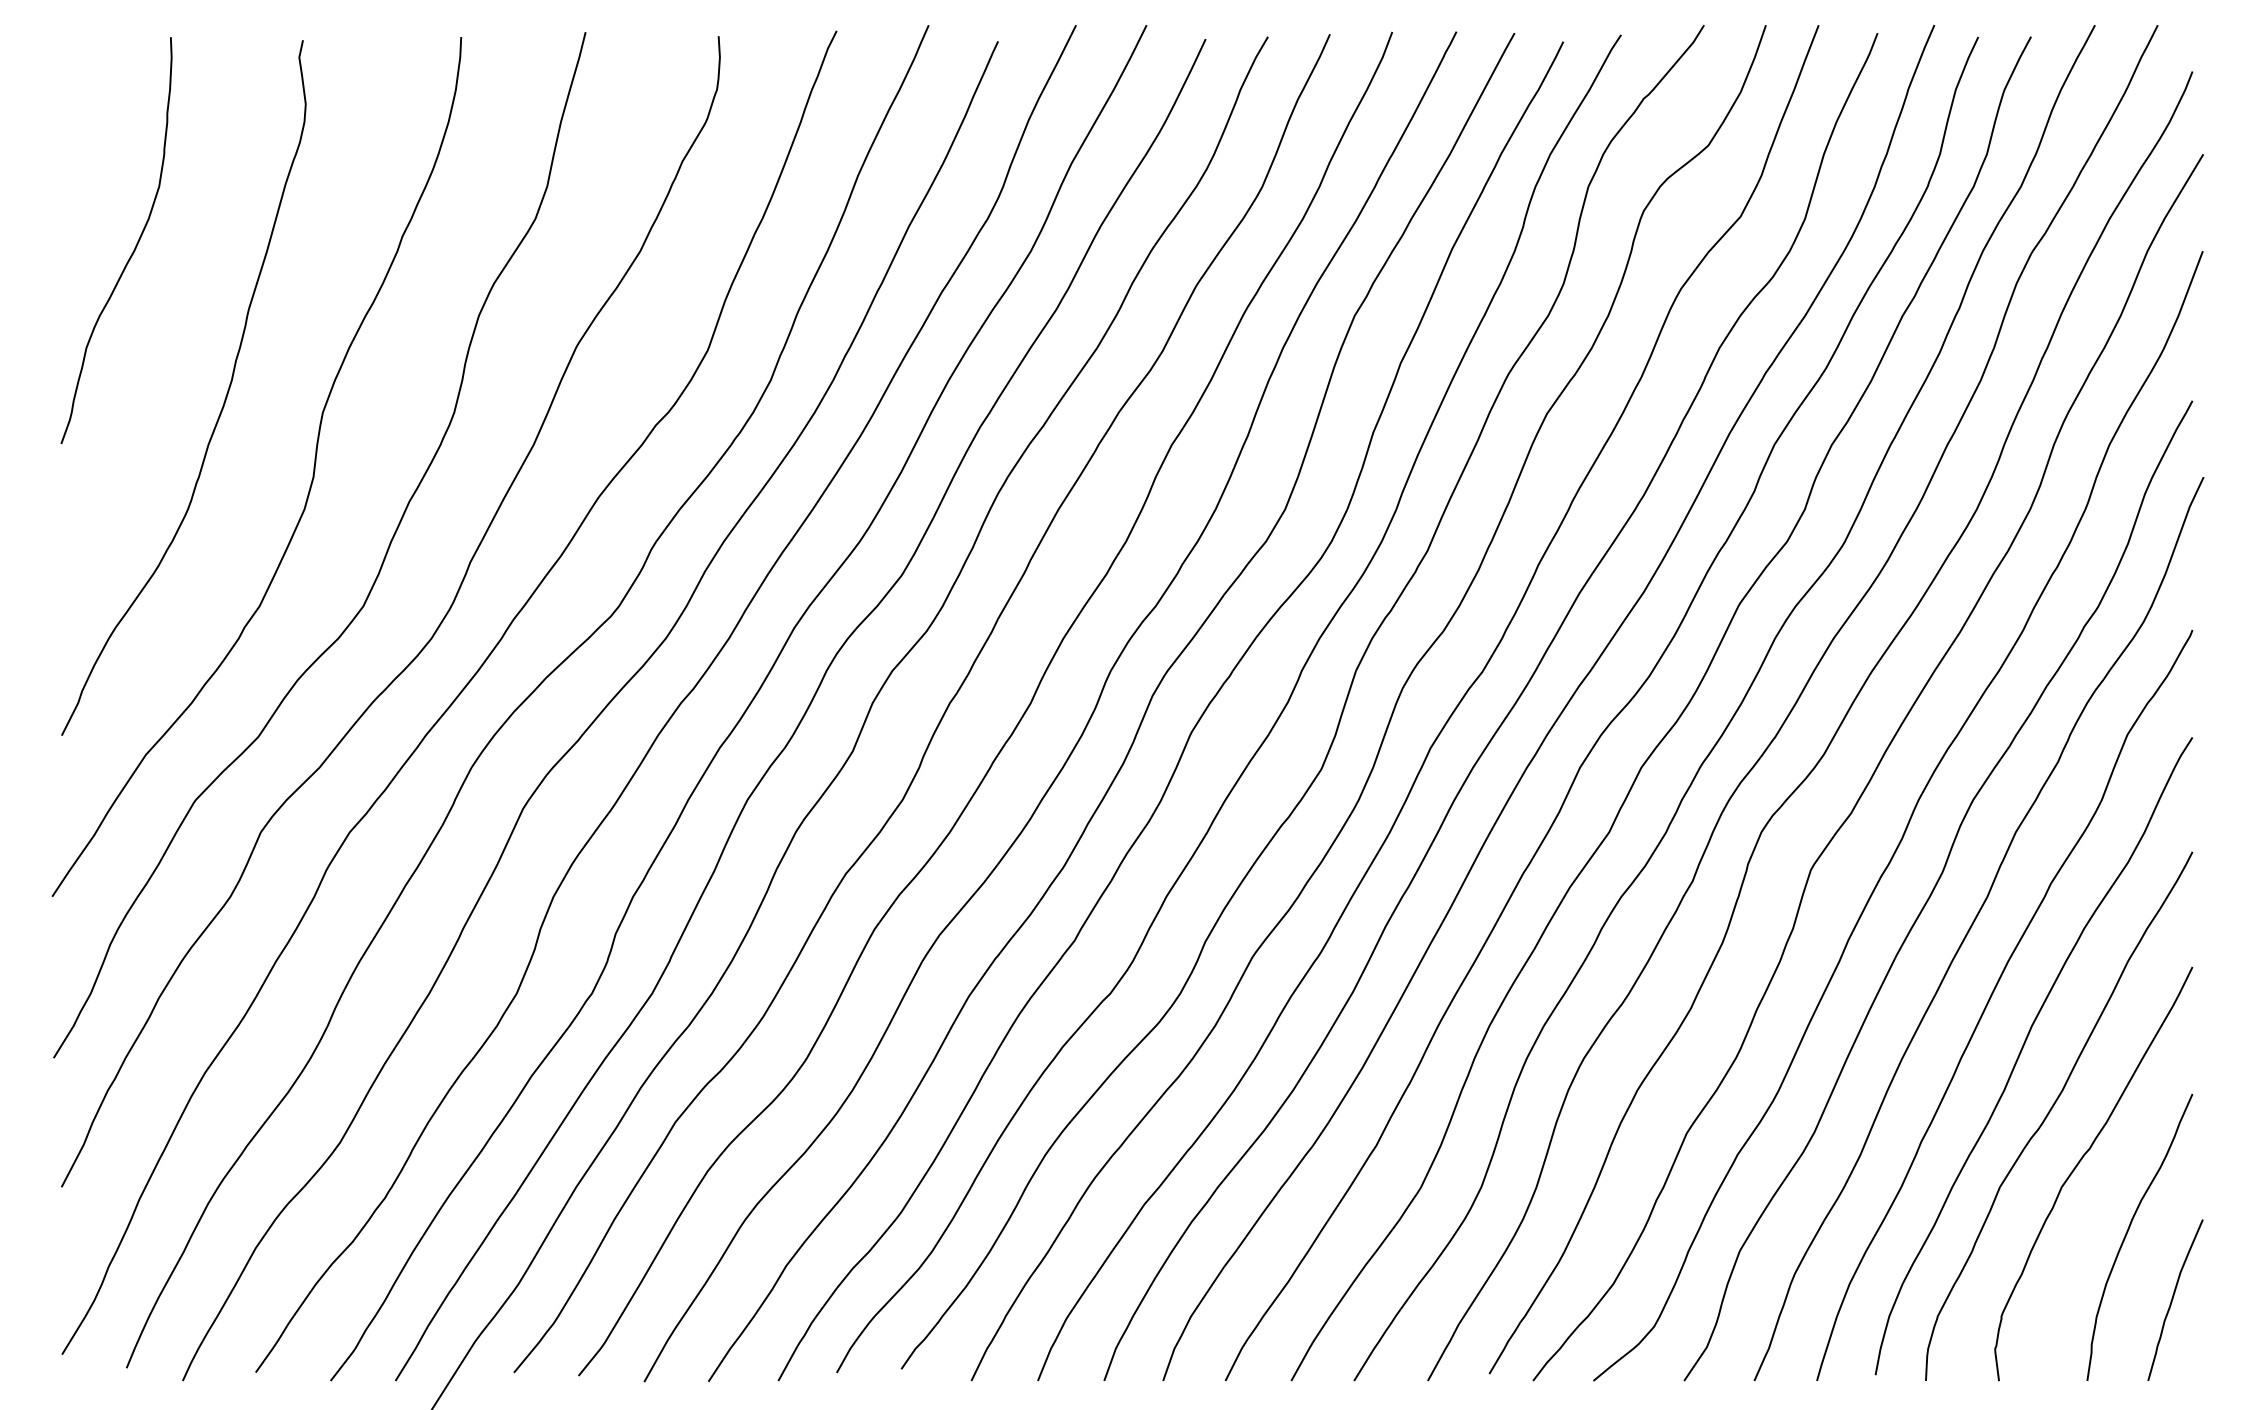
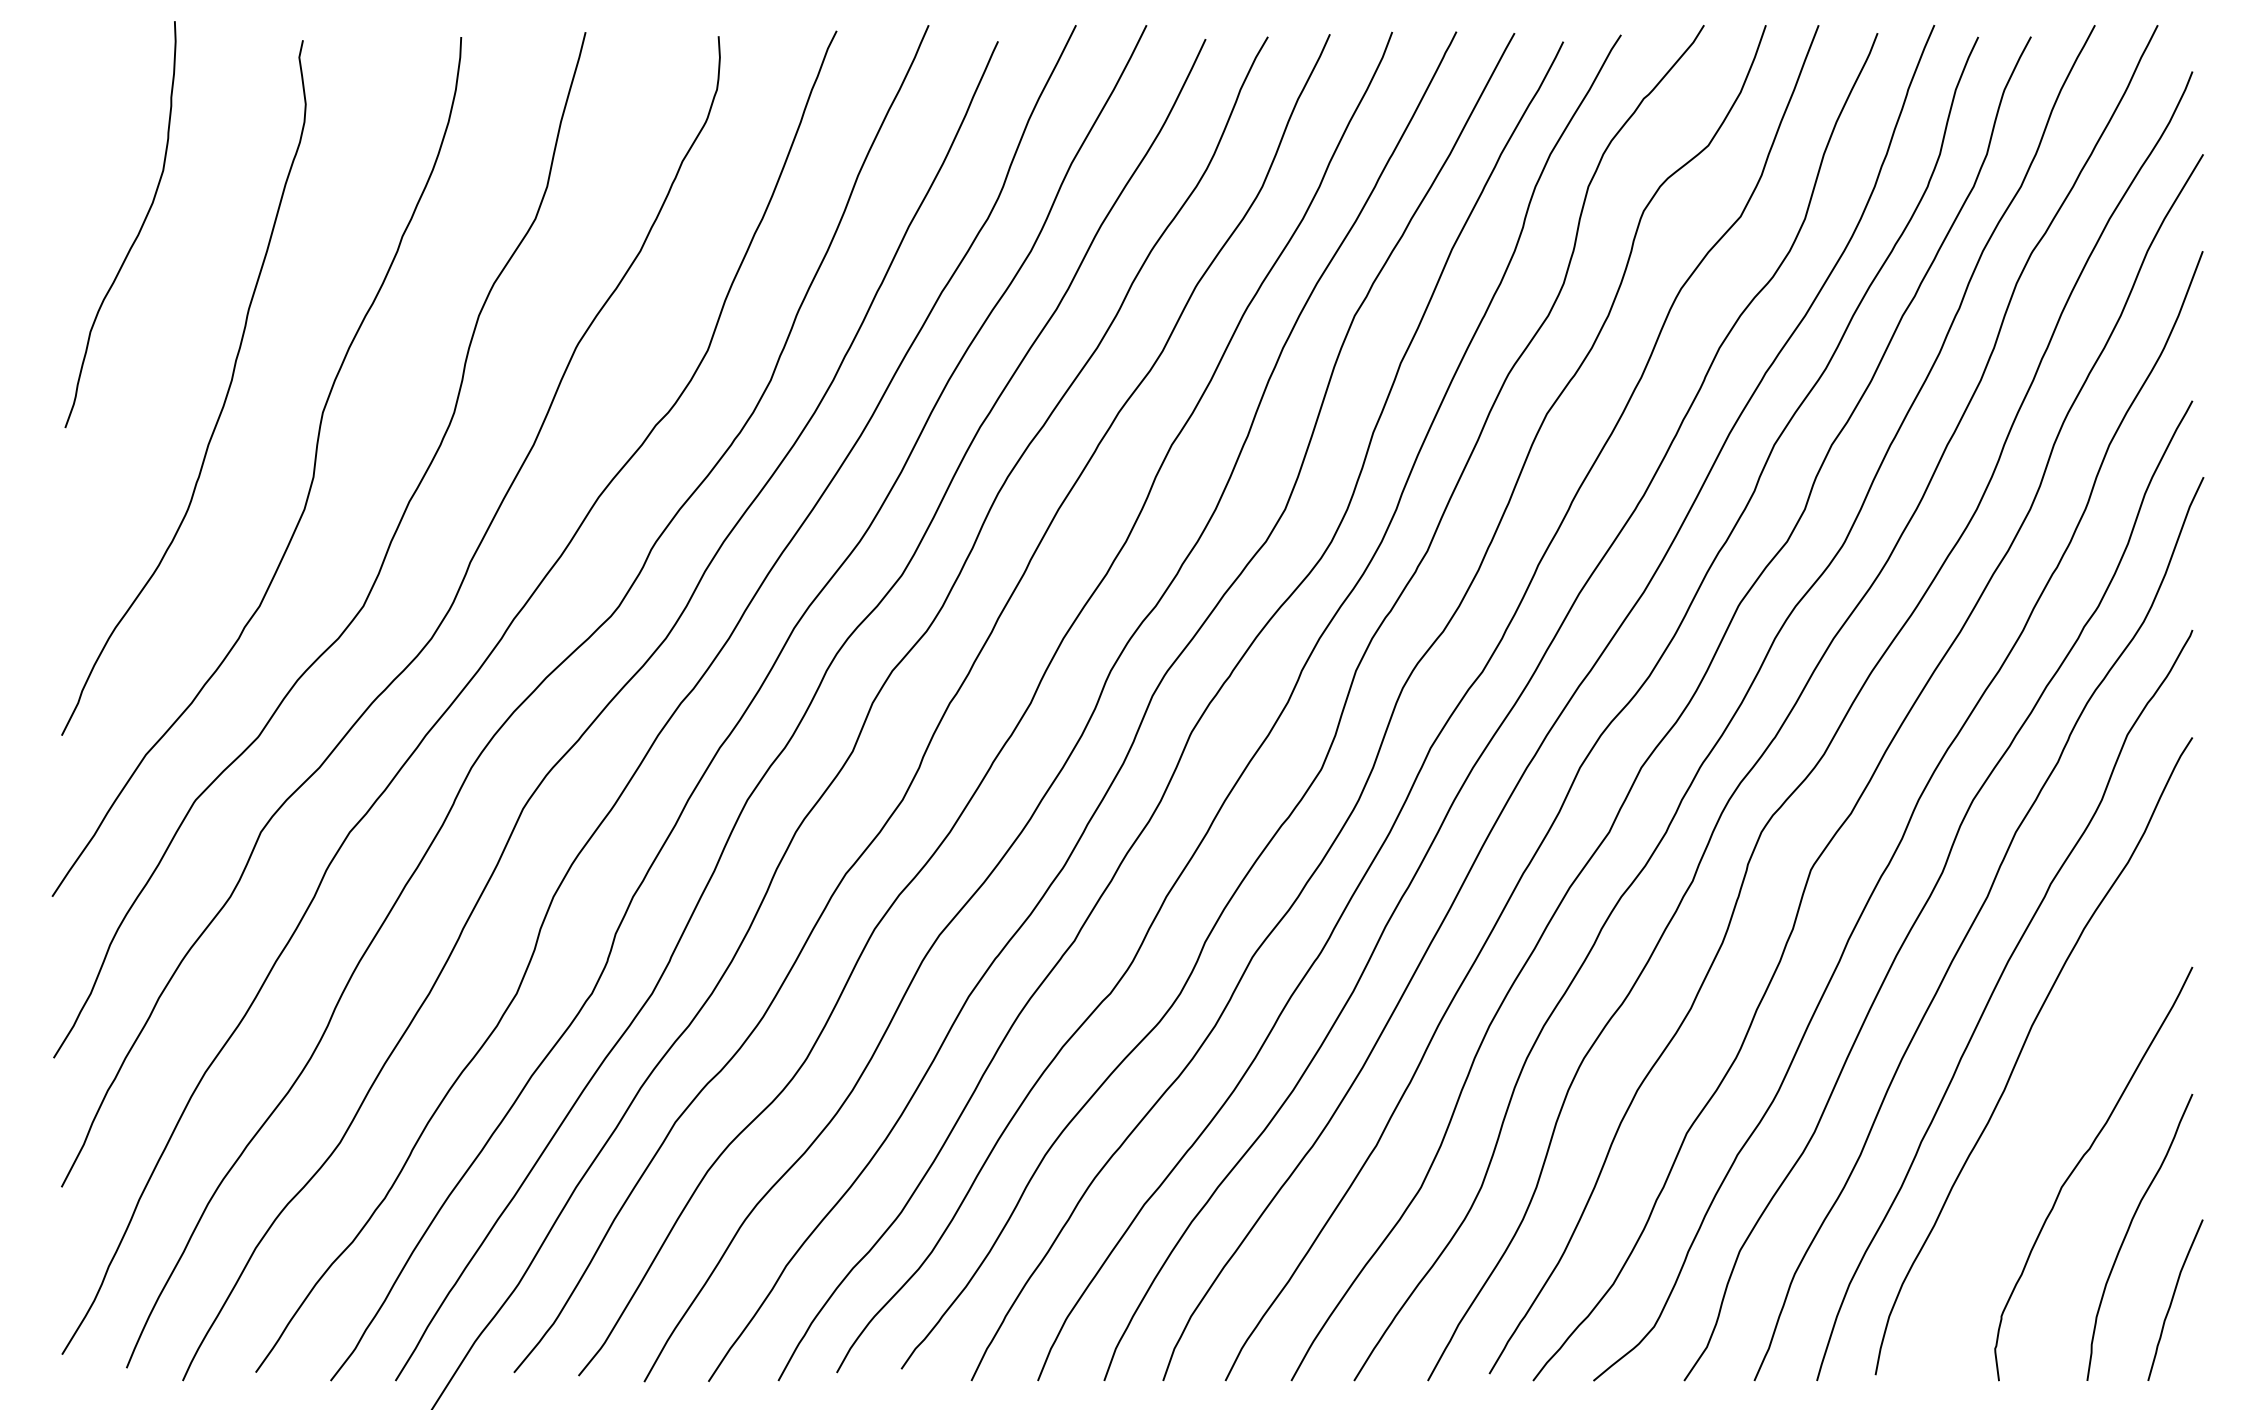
curve position: (134, 247) -> (138, 231) (138, 231)
curve: present -> none (2051, 1110)
